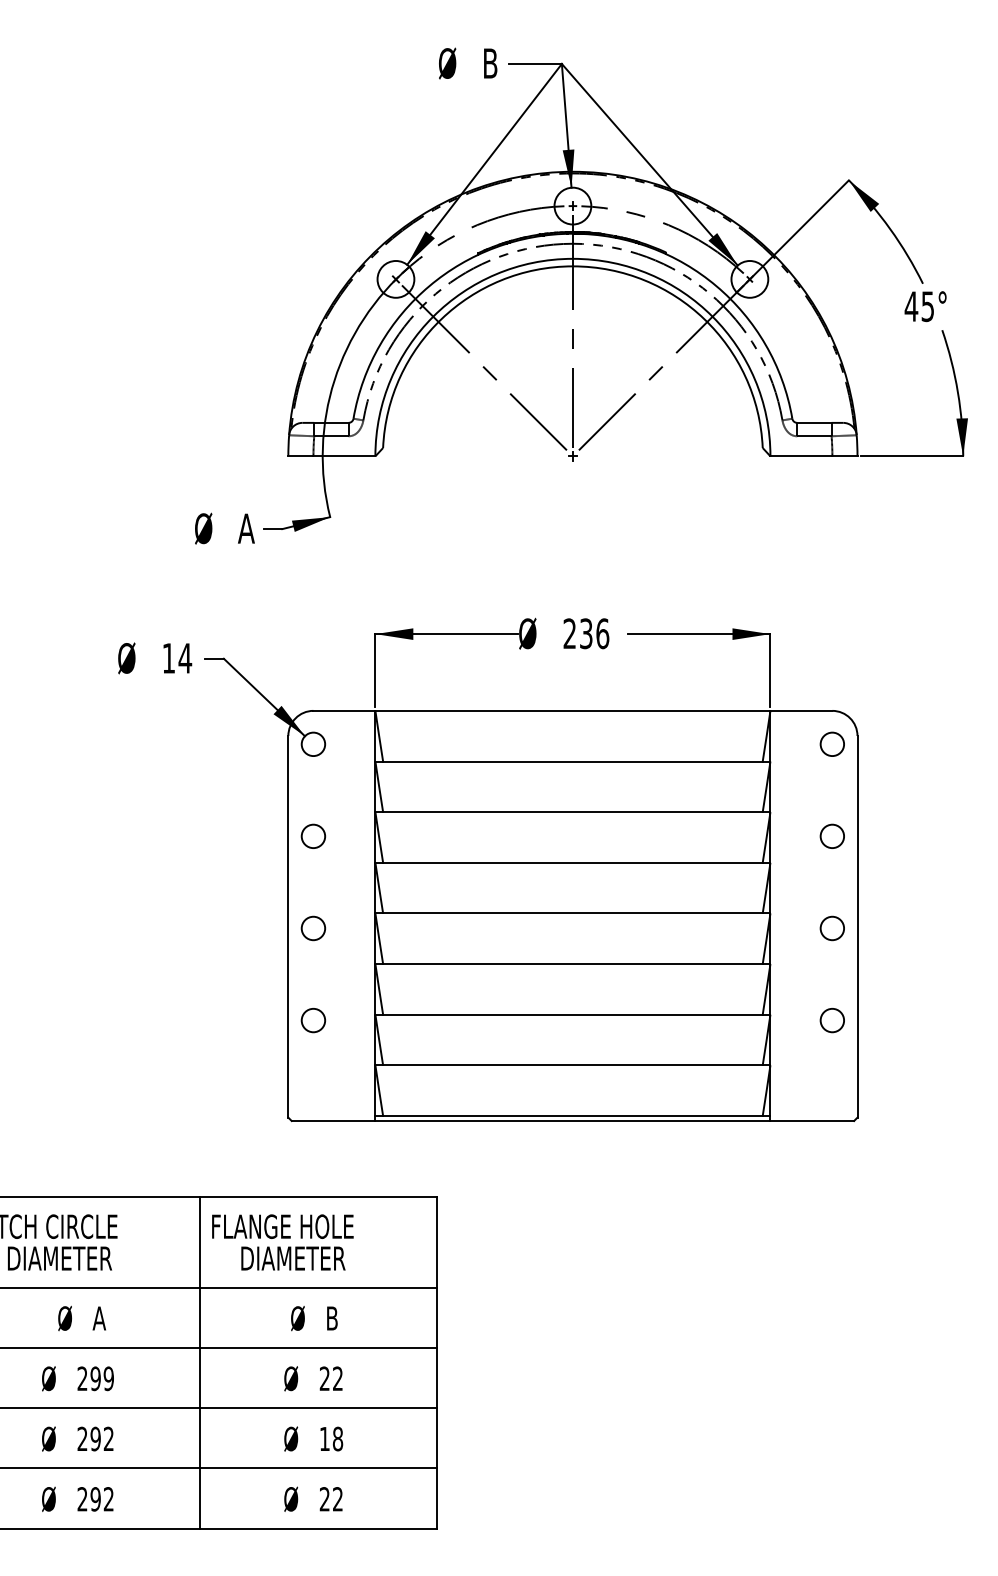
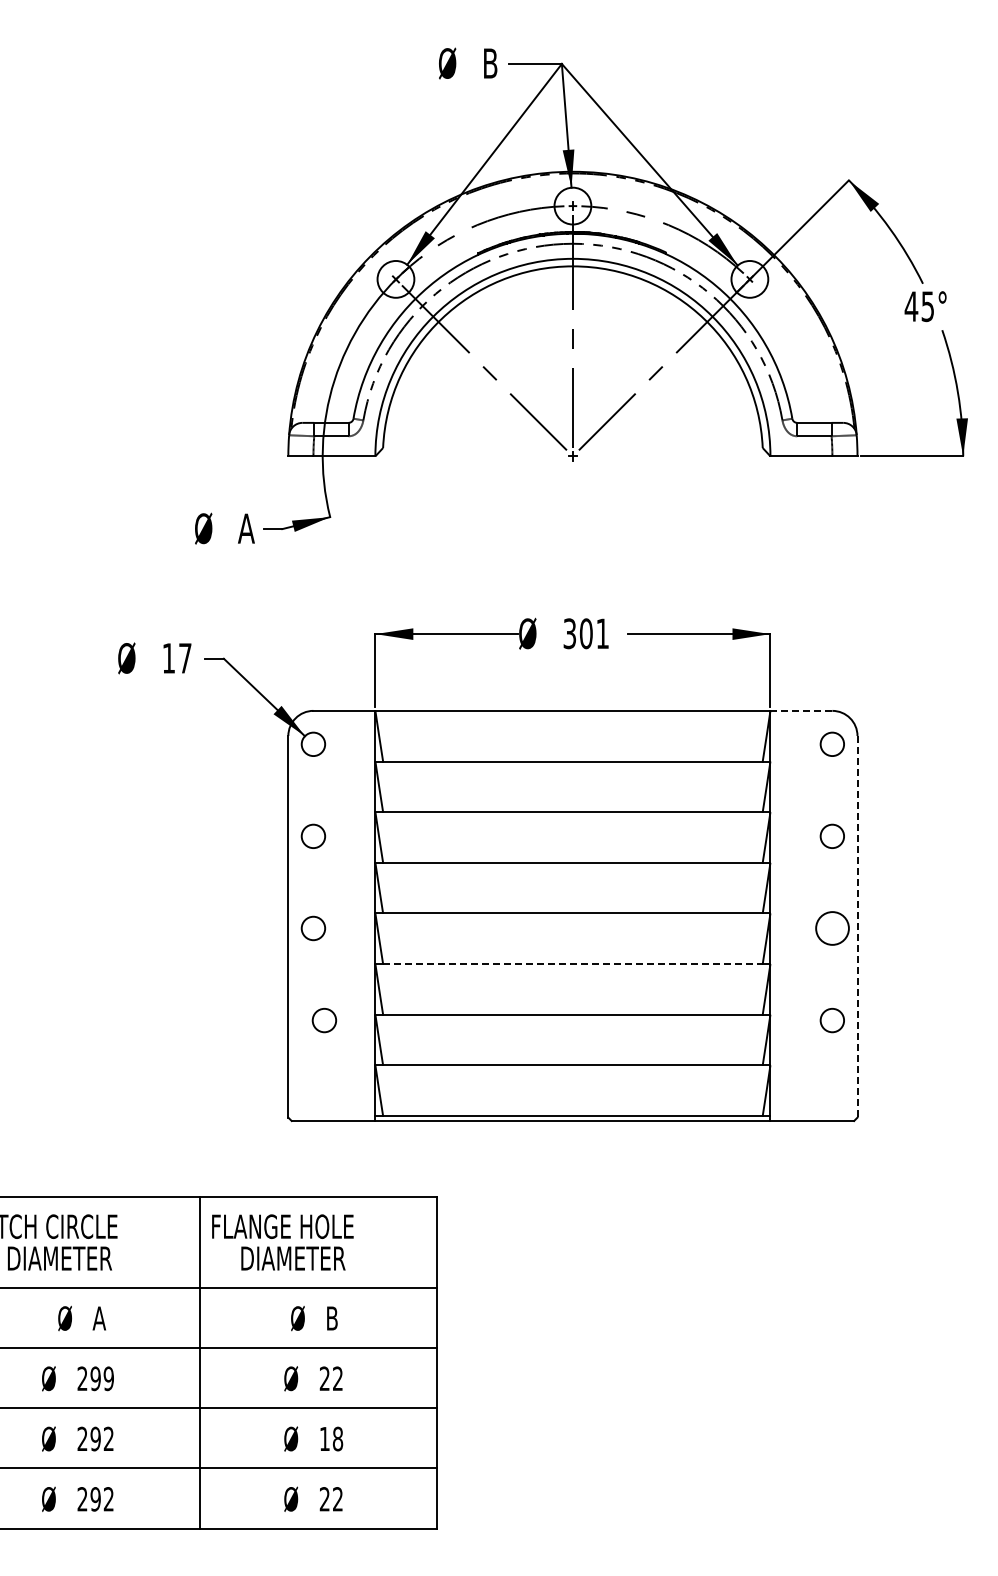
text: 236 -> 301 (586, 633)
text: 14 -> 17 (185, 658)
line: solid -> dashed (801, 710)
line: solid -> dashed (857, 926)
circle size: 26x27 px -> 35x35 px (832, 928)
line: solid -> dashed (572, 964)
circle position: (313, 1020) -> (324, 1020) (324, 1020)
